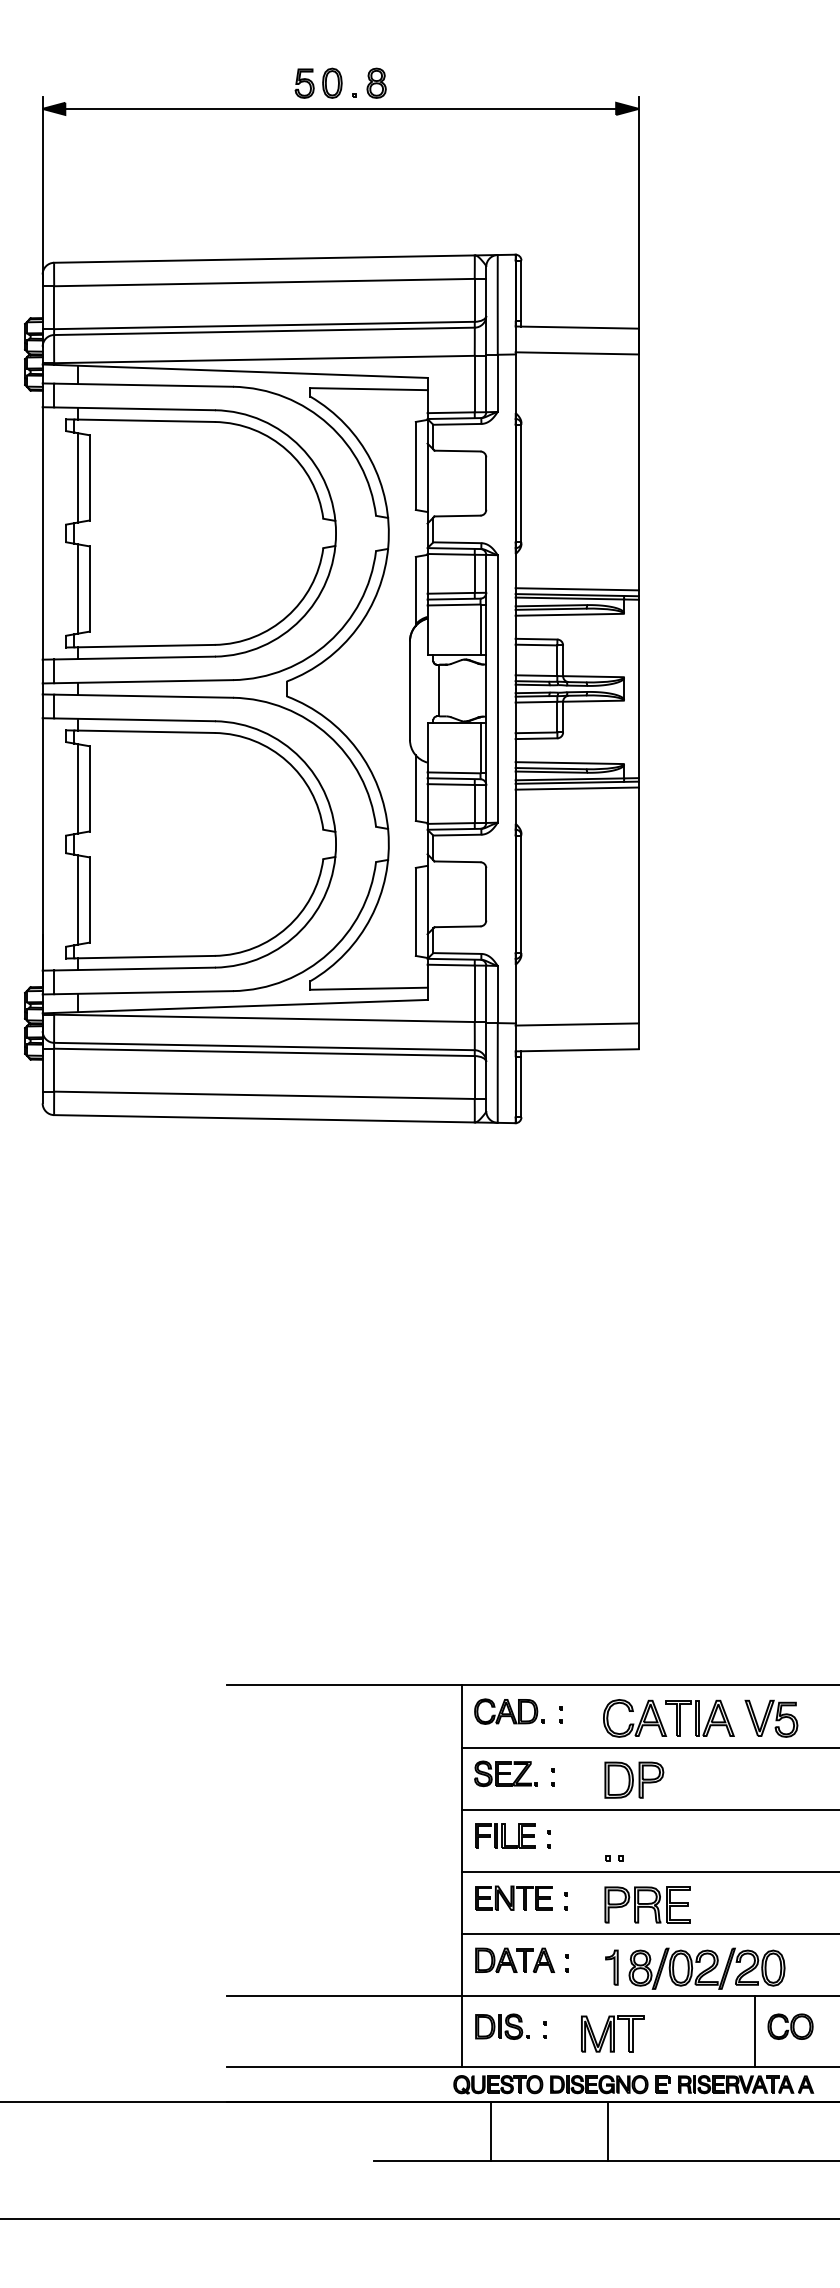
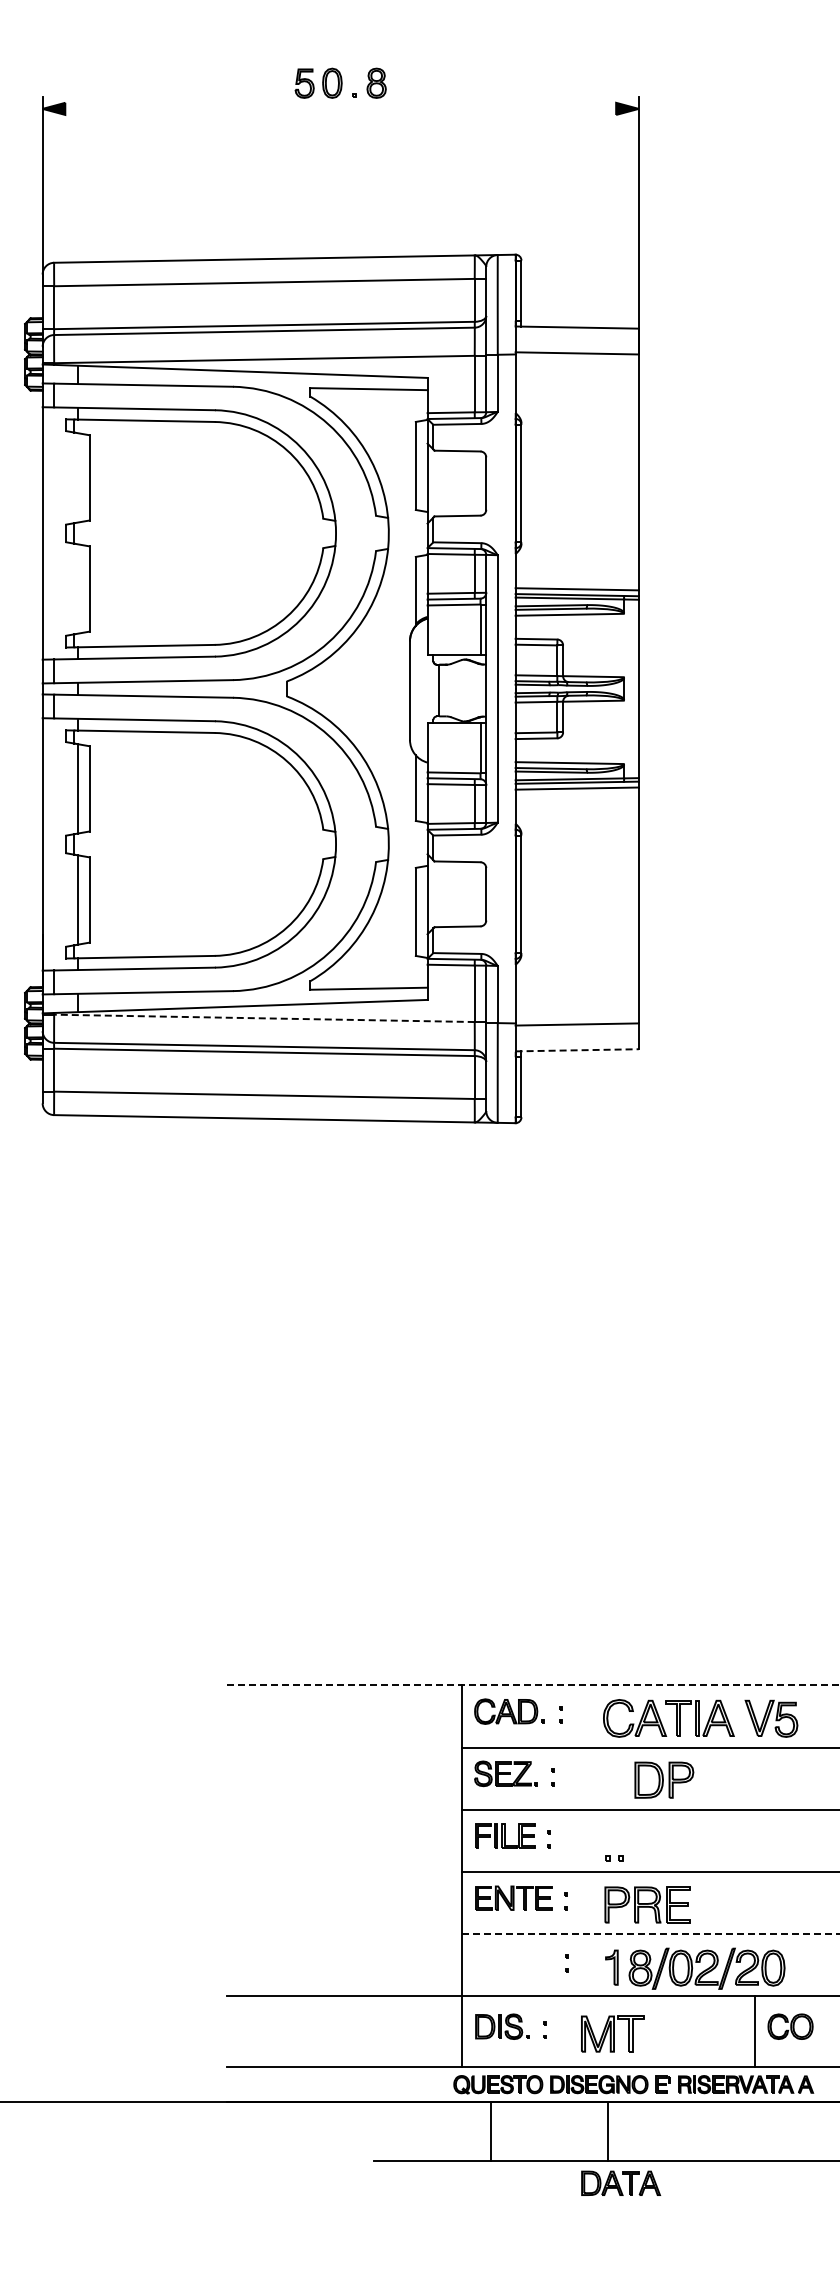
line: present -> none (340, 108)
line: present -> none (77, 477)
line: present -> none (77, 588)
line: solid -> dashed (263, 1018)
line: solid -> dashed (577, 1050)
line: solid -> dashed (533, 1685)
part position: (634, 1779) -> (664, 1779) (664, 1779)
line: solid -> dashed (650, 1934)
part position: (515, 1959) -> (621, 2182) (621, 2182)
line: present -> none (419, 2219)
